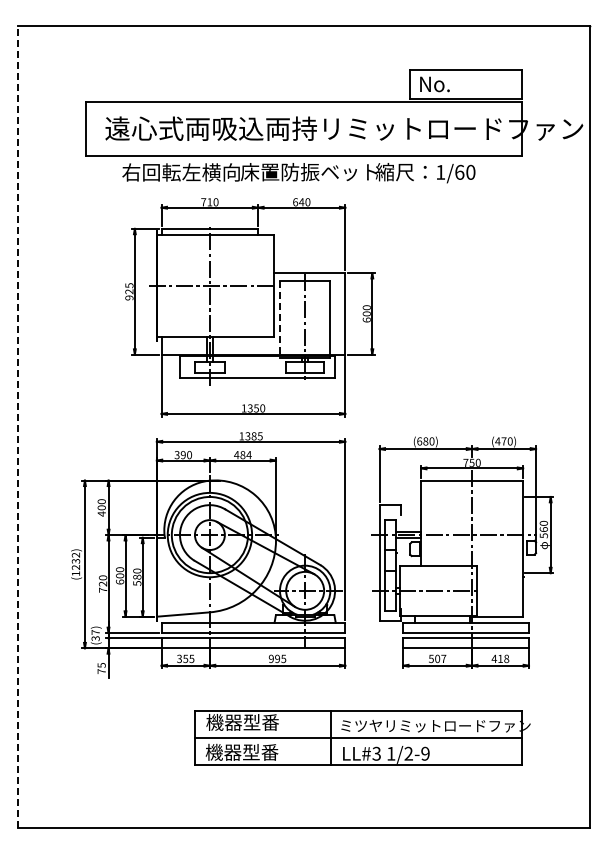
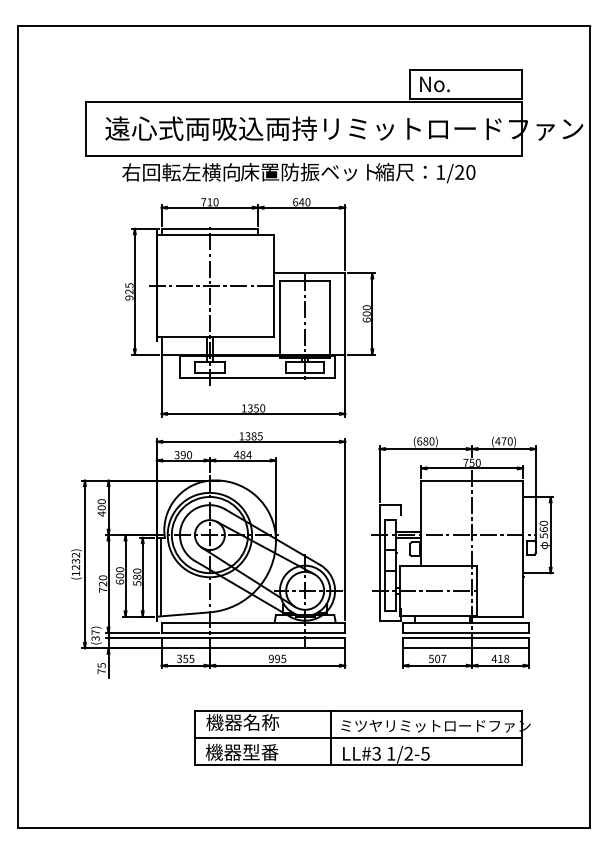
text: 1/60 -> 1/20 (459, 171)
line: dashed -> solid (280, 319)
line: dashed -> solid (18, 426)
line: none -> present (160, 576)
text: 機器型番 -> 機器名称 (261, 722)
text: 1/2-9 -> 1/2-5 (425, 753)
